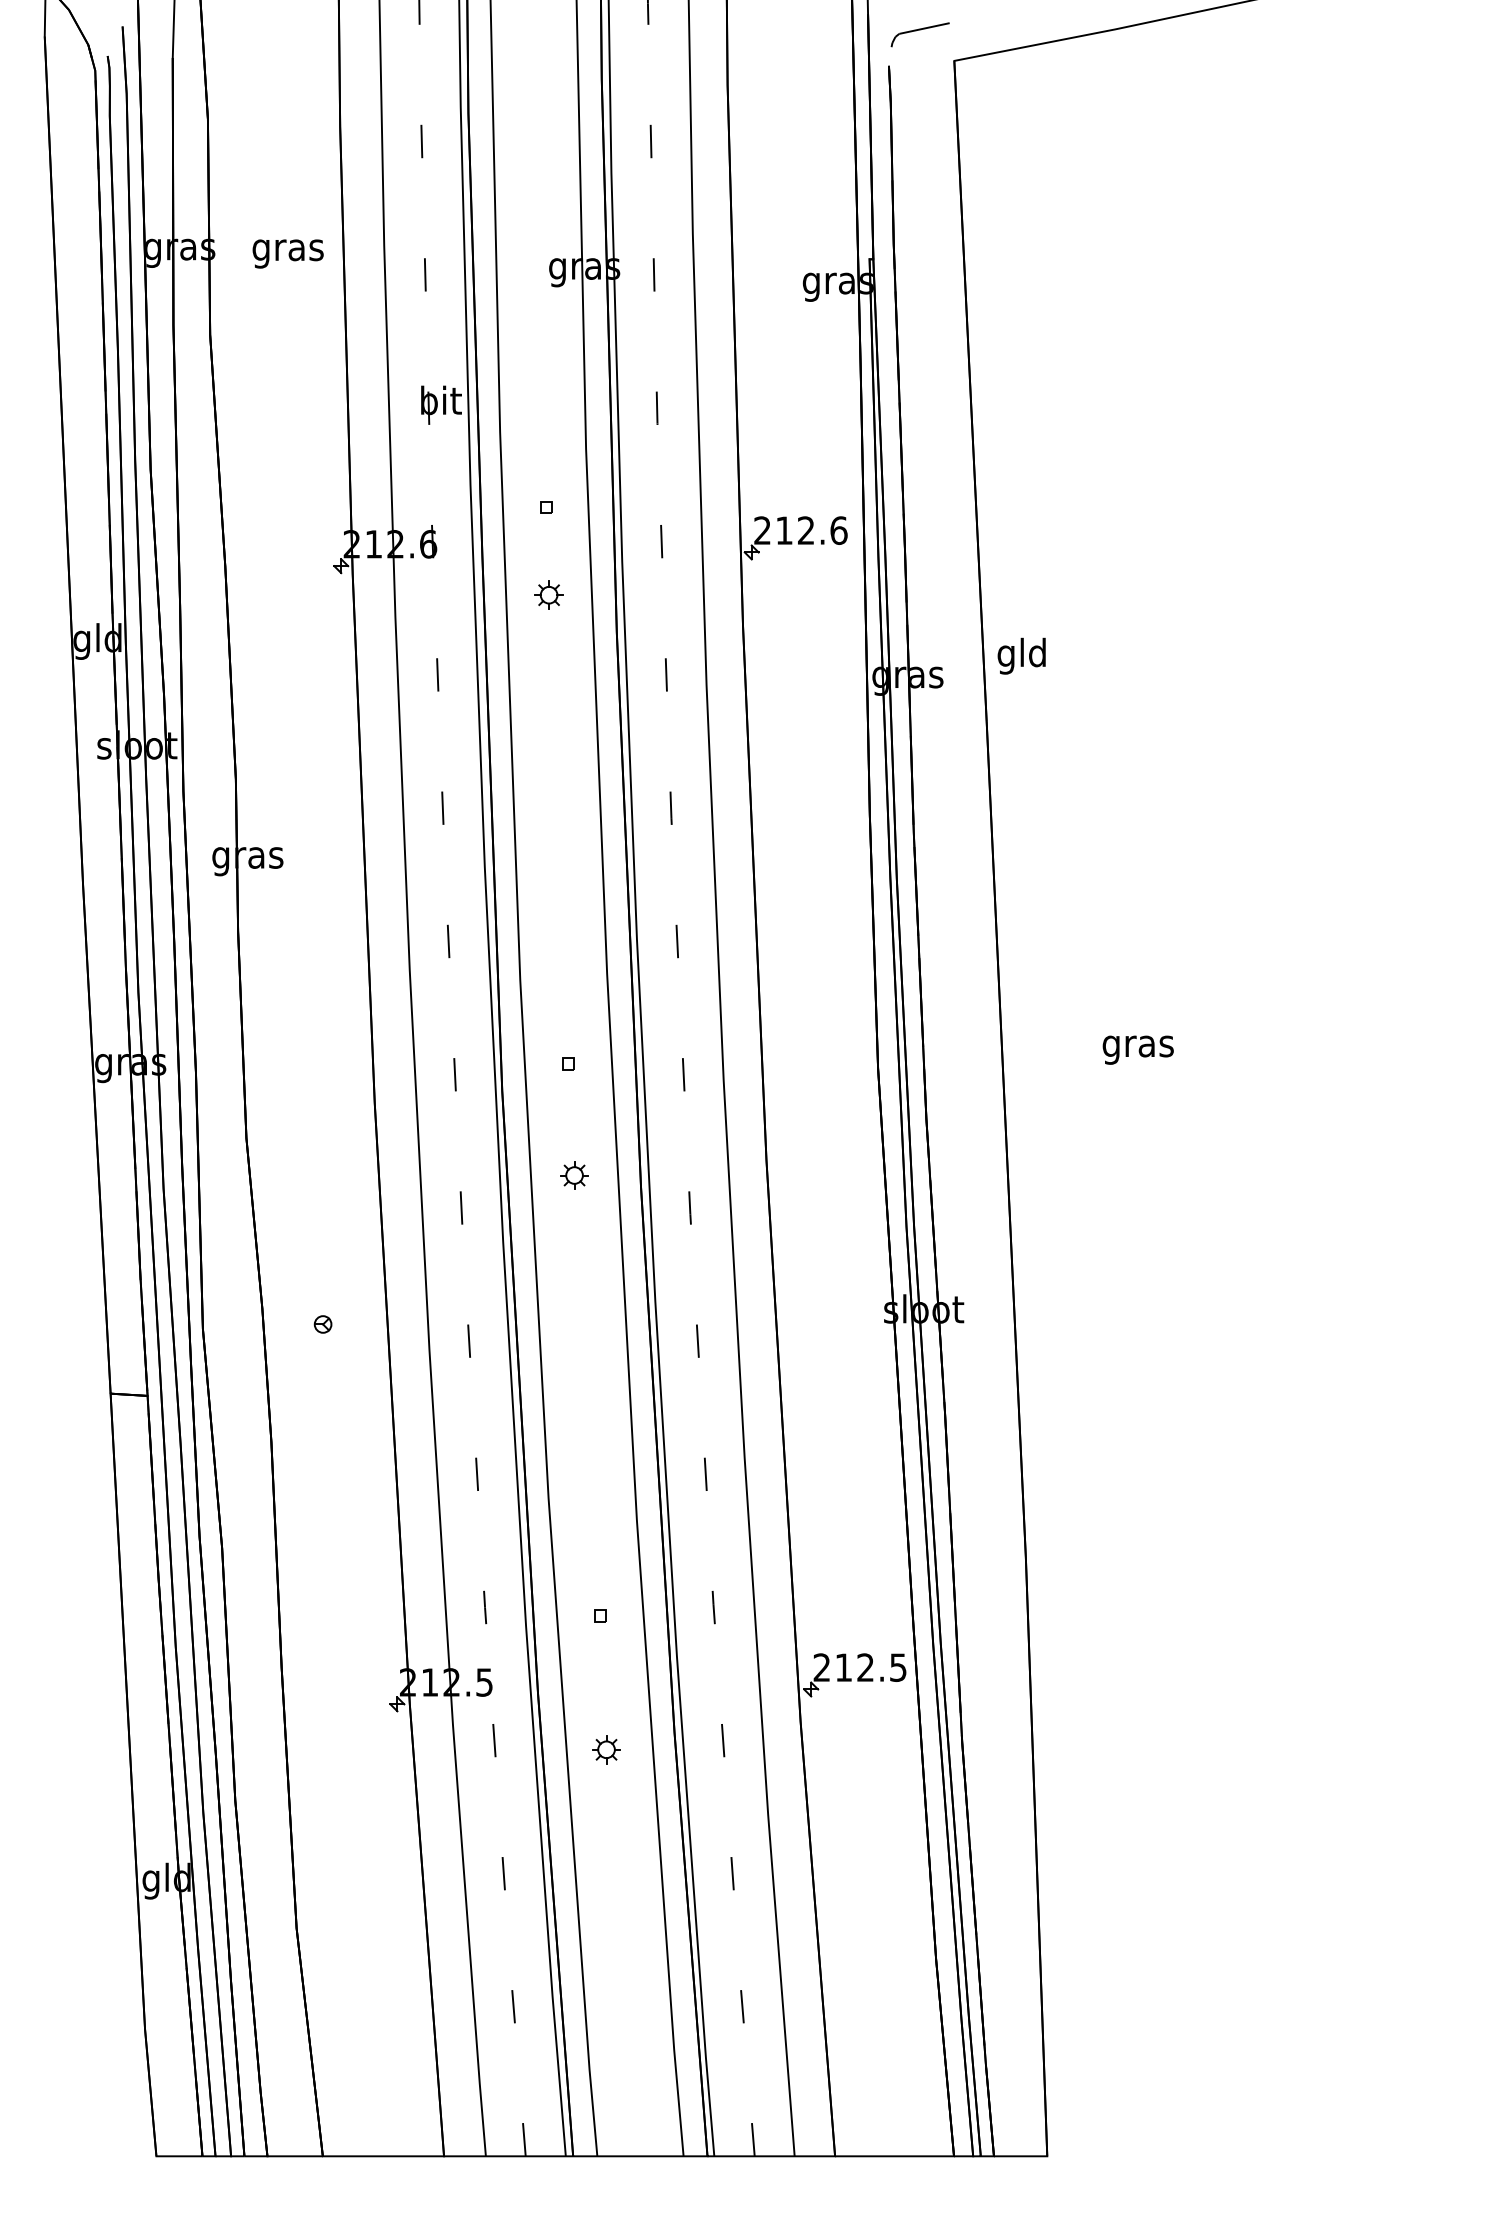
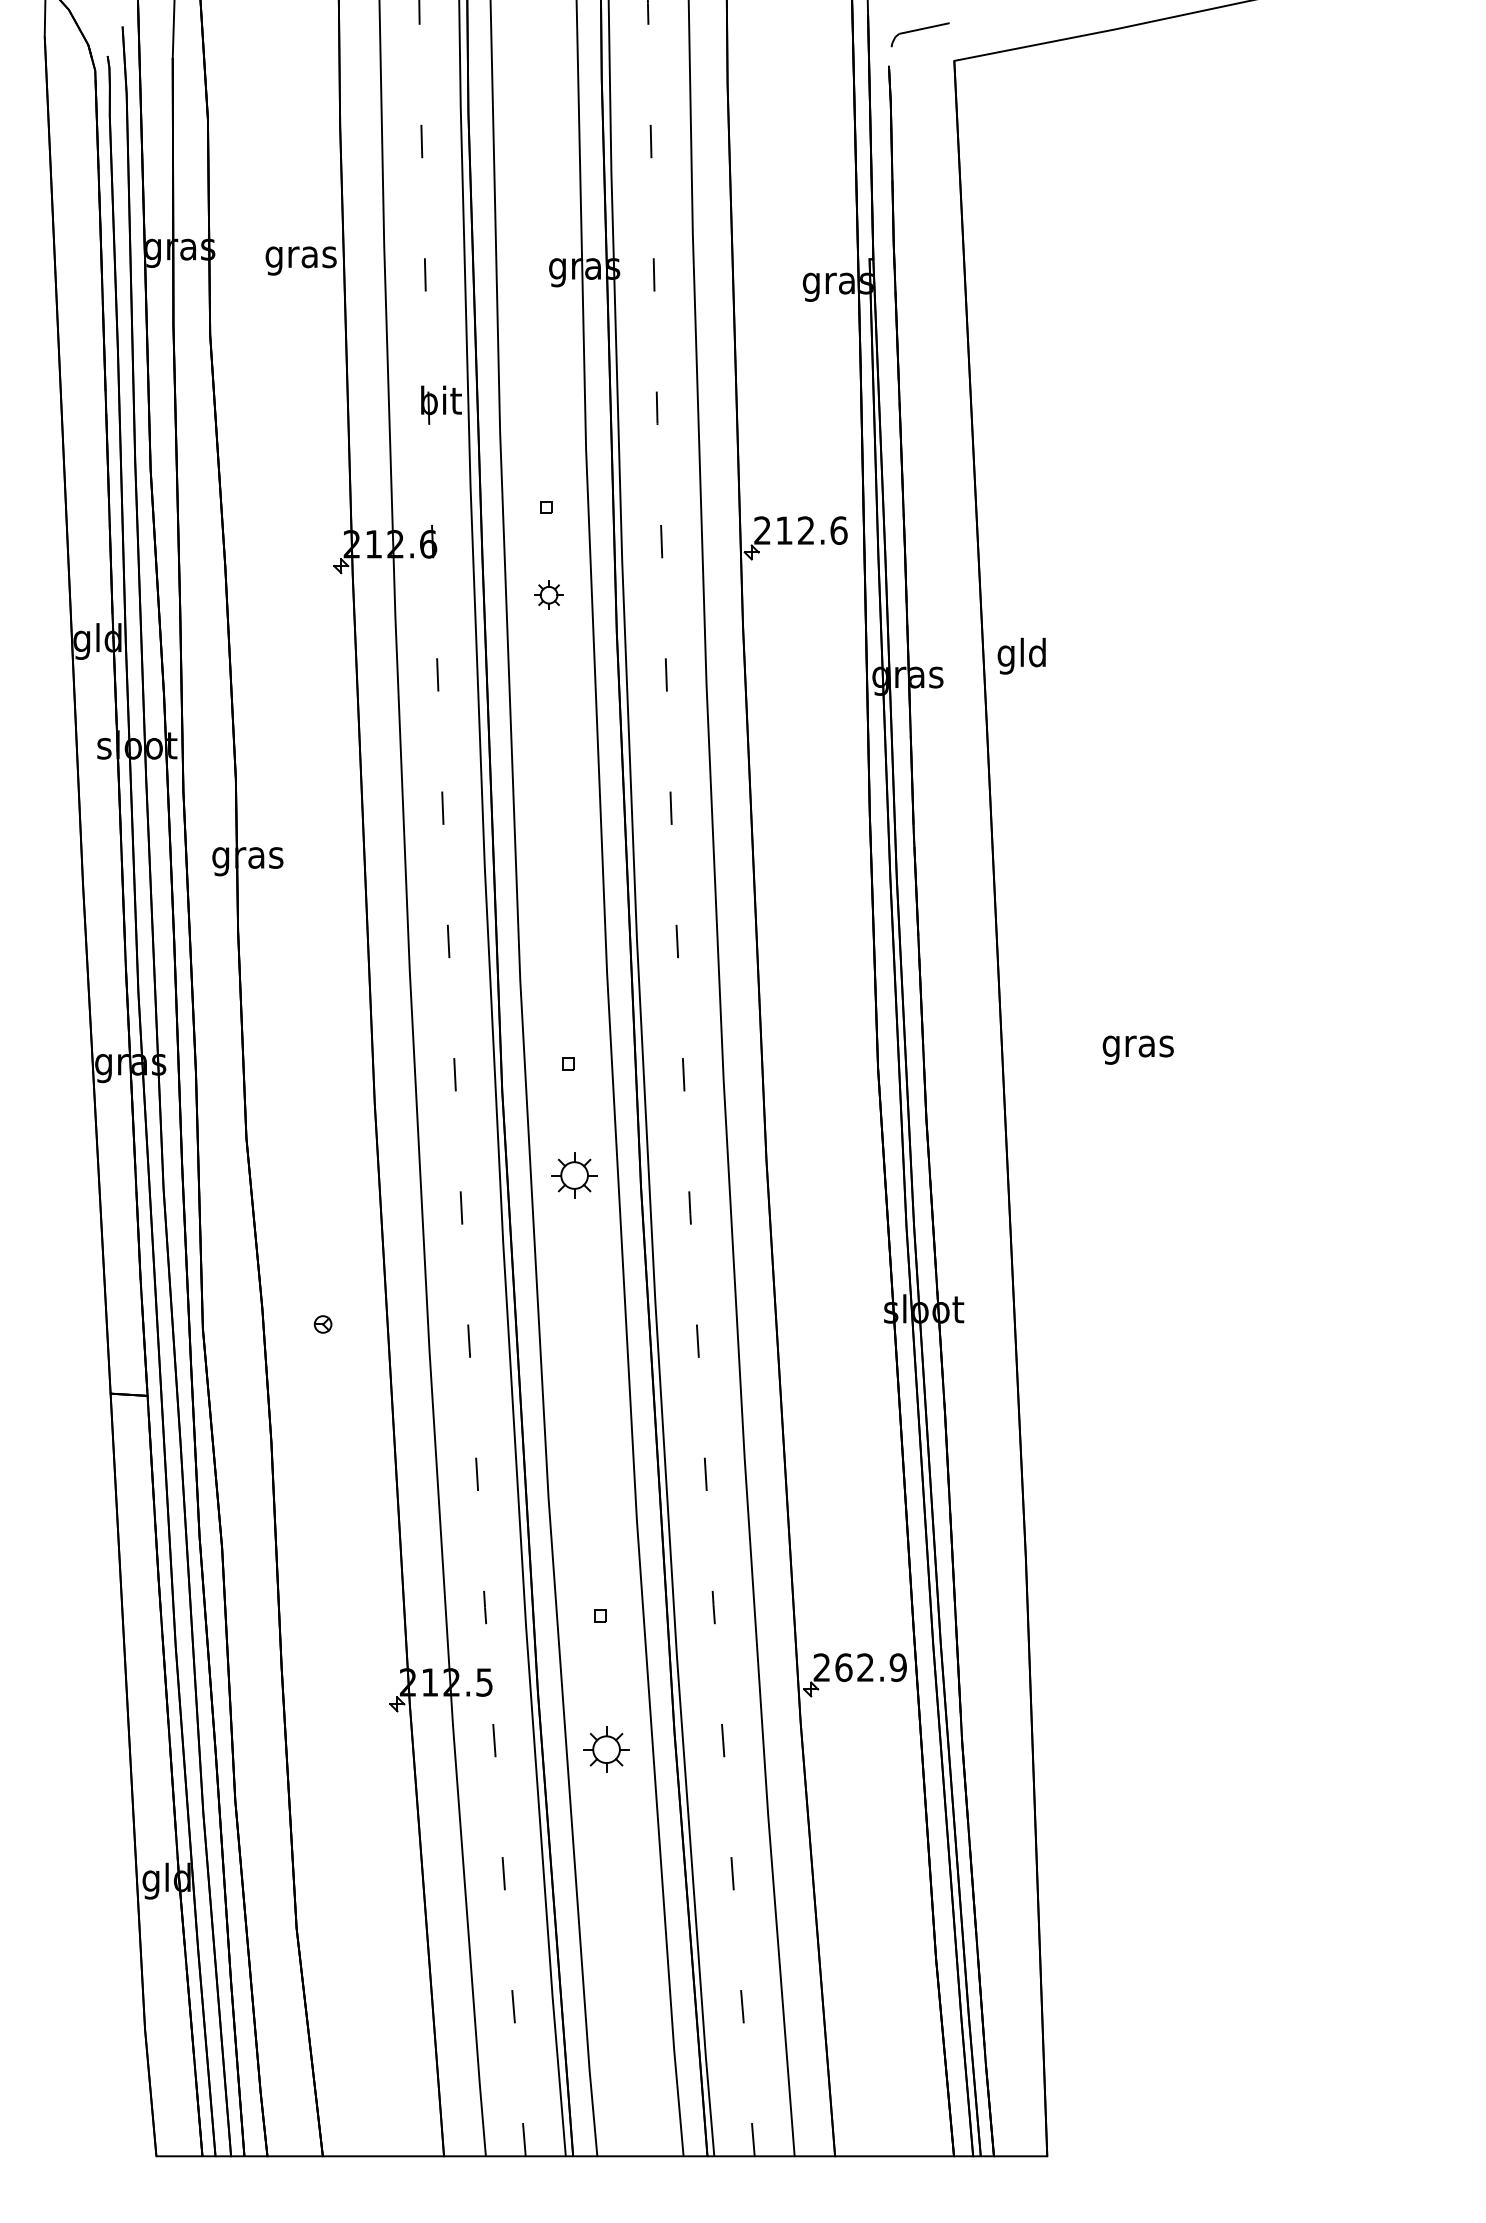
text position: (287, 253) -> (300, 260) (300, 260)
part size: 29x29 px -> 47x47 px (574, 1175)
text: 212.5 -> 262.9 (870, 1667)
part size: 29x30 px -> 47x47 px (606, 1749)
